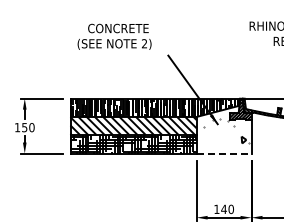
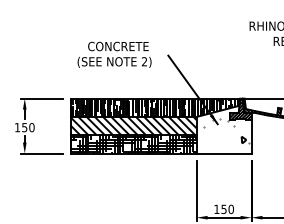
text position: (114, 36) -> (114, 54) (114, 54)
line: dashed -> solid (224, 153)
text: 140 -> 150 (223, 209)
